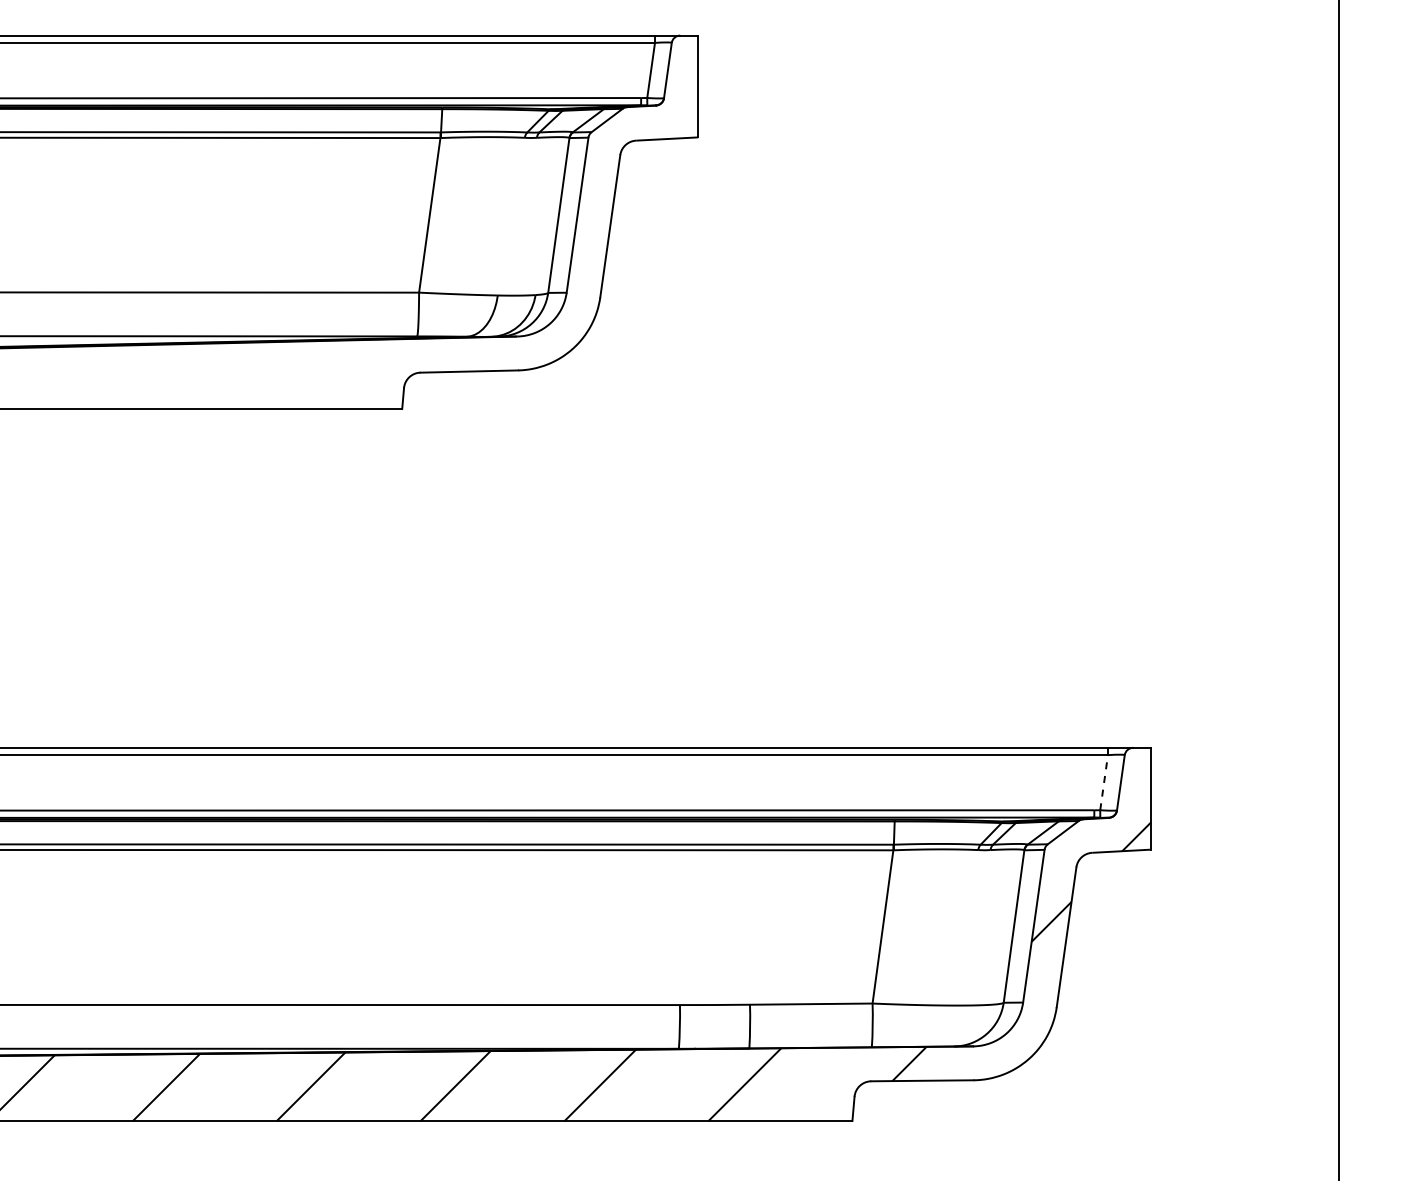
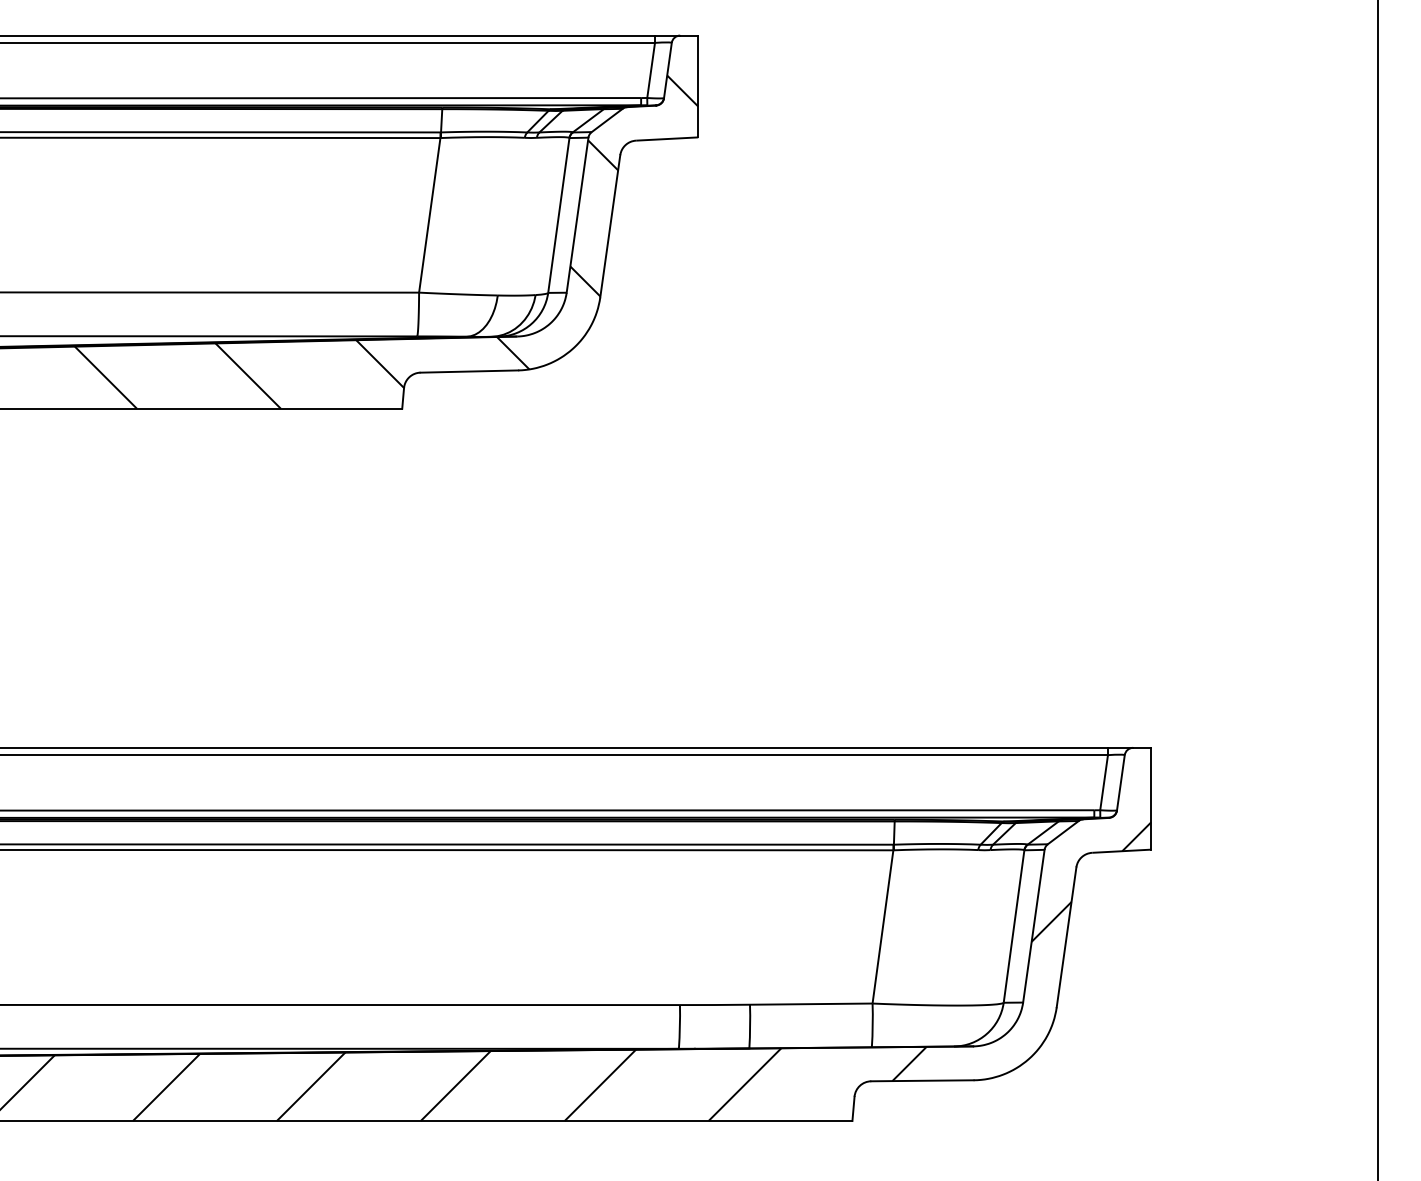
hatch: none -> present (386, 241)
line position: (1339, 589) -> (1378, 589) (1378, 589)
line: dashed -> solid (1104, 782)
